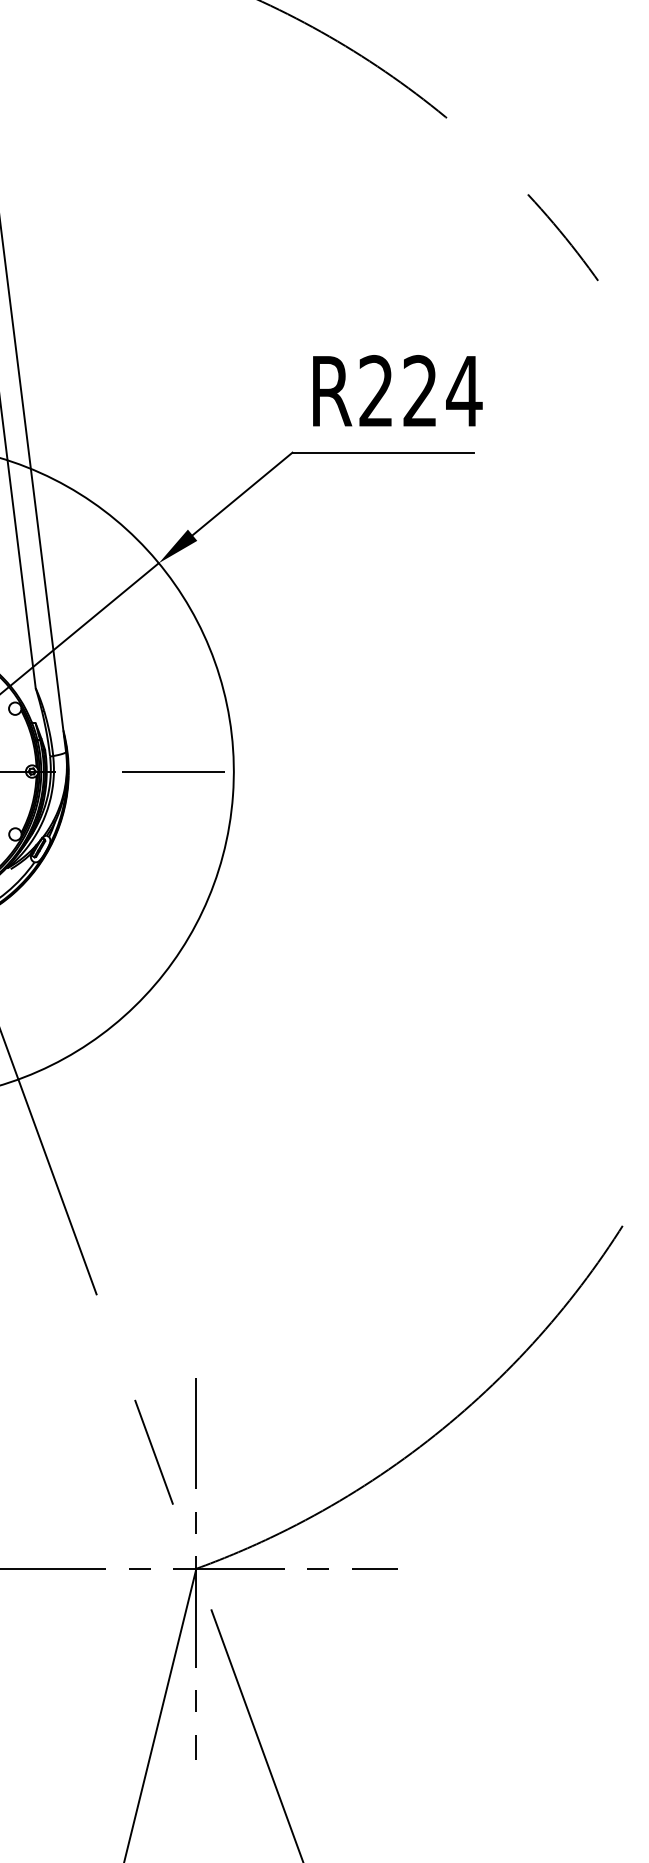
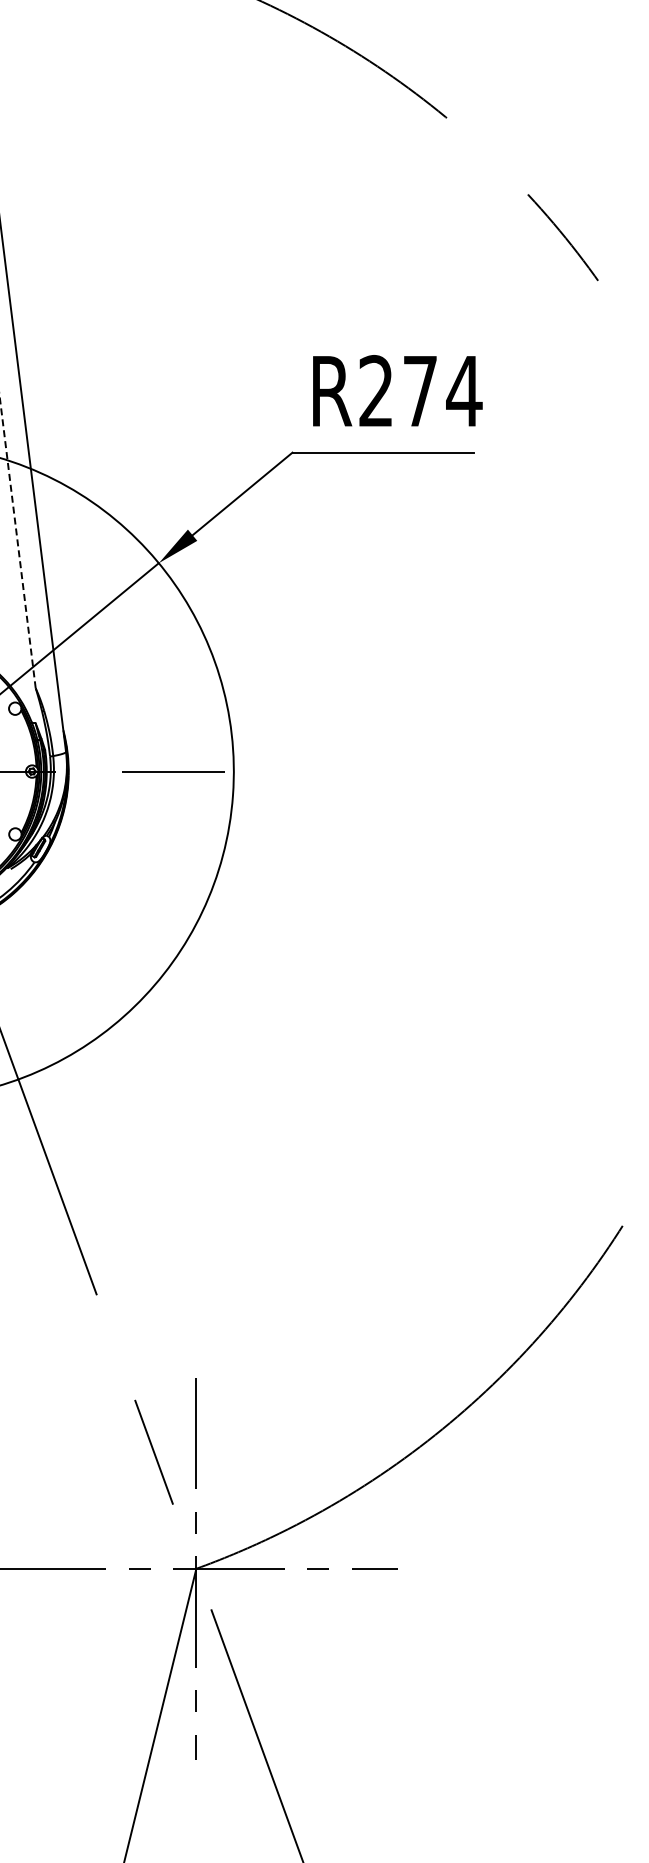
text: R224 -> R274 (419, 390)
line: solid -> dashed (17, 543)
